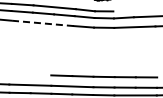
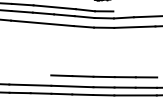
line: dashed -> solid (41, 23)
